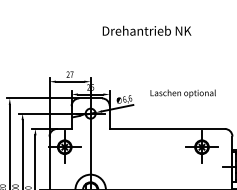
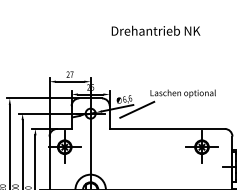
text position: (146, 30) -> (155, 30) (155, 30)
line: none -> present (137, 109)
